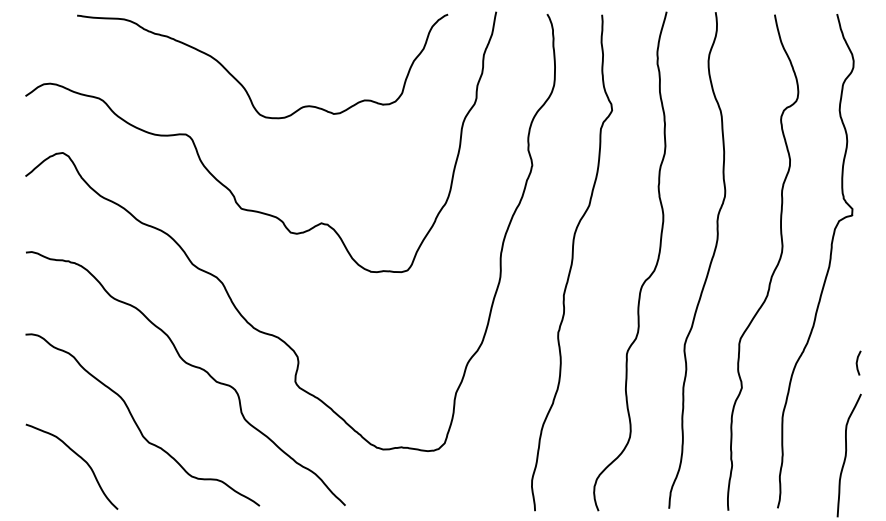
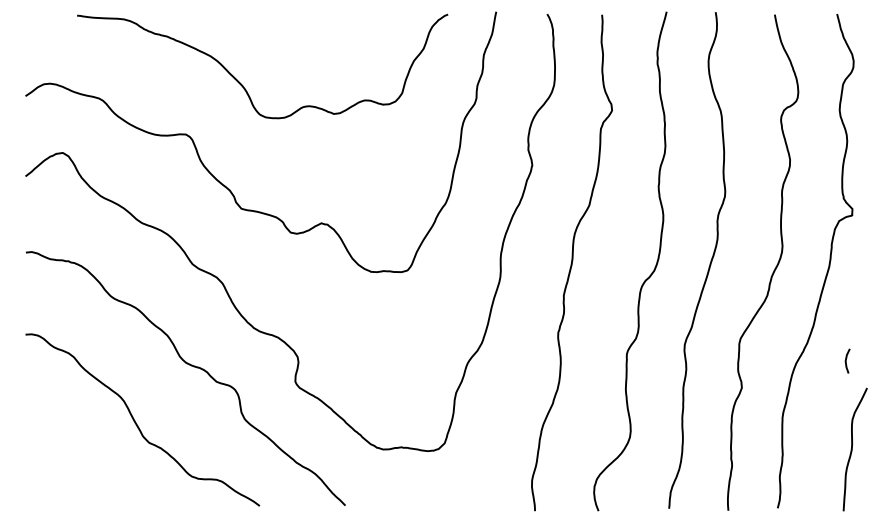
curve position: (857, 362) -> (846, 360) (846, 360)
curve position: (846, 455) -> (852, 449) (852, 449)
curve: present -> none (79, 457)
